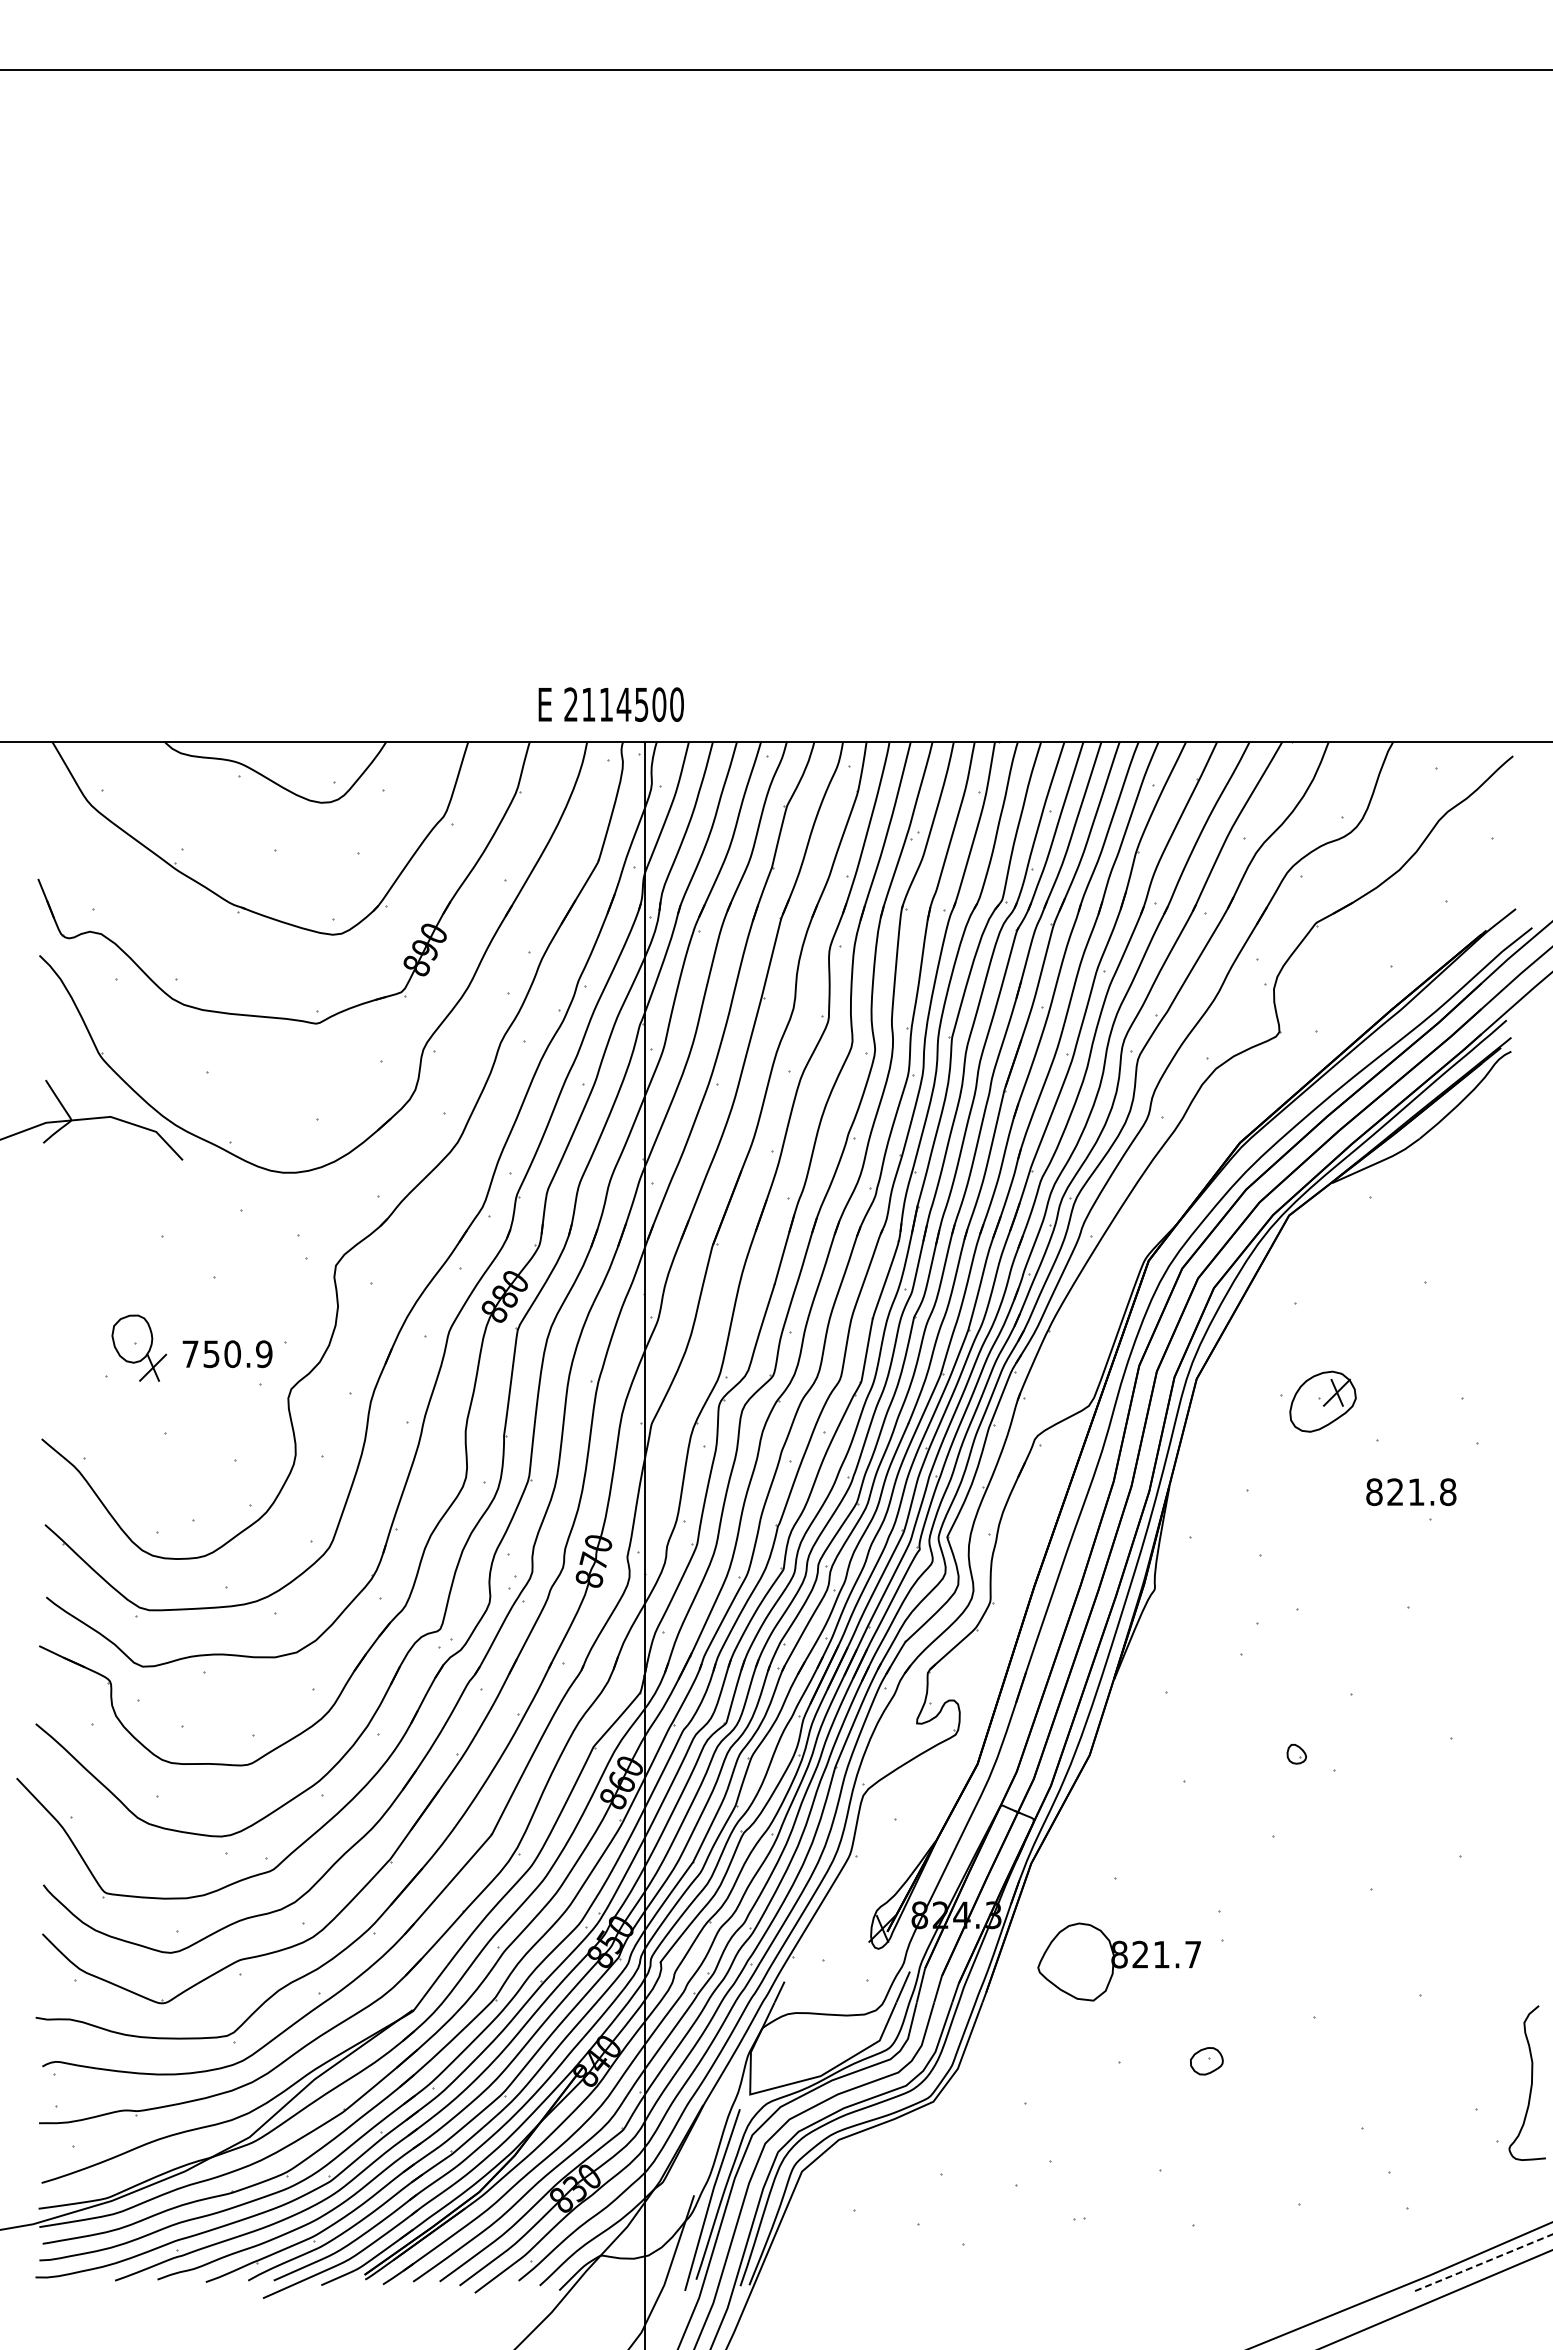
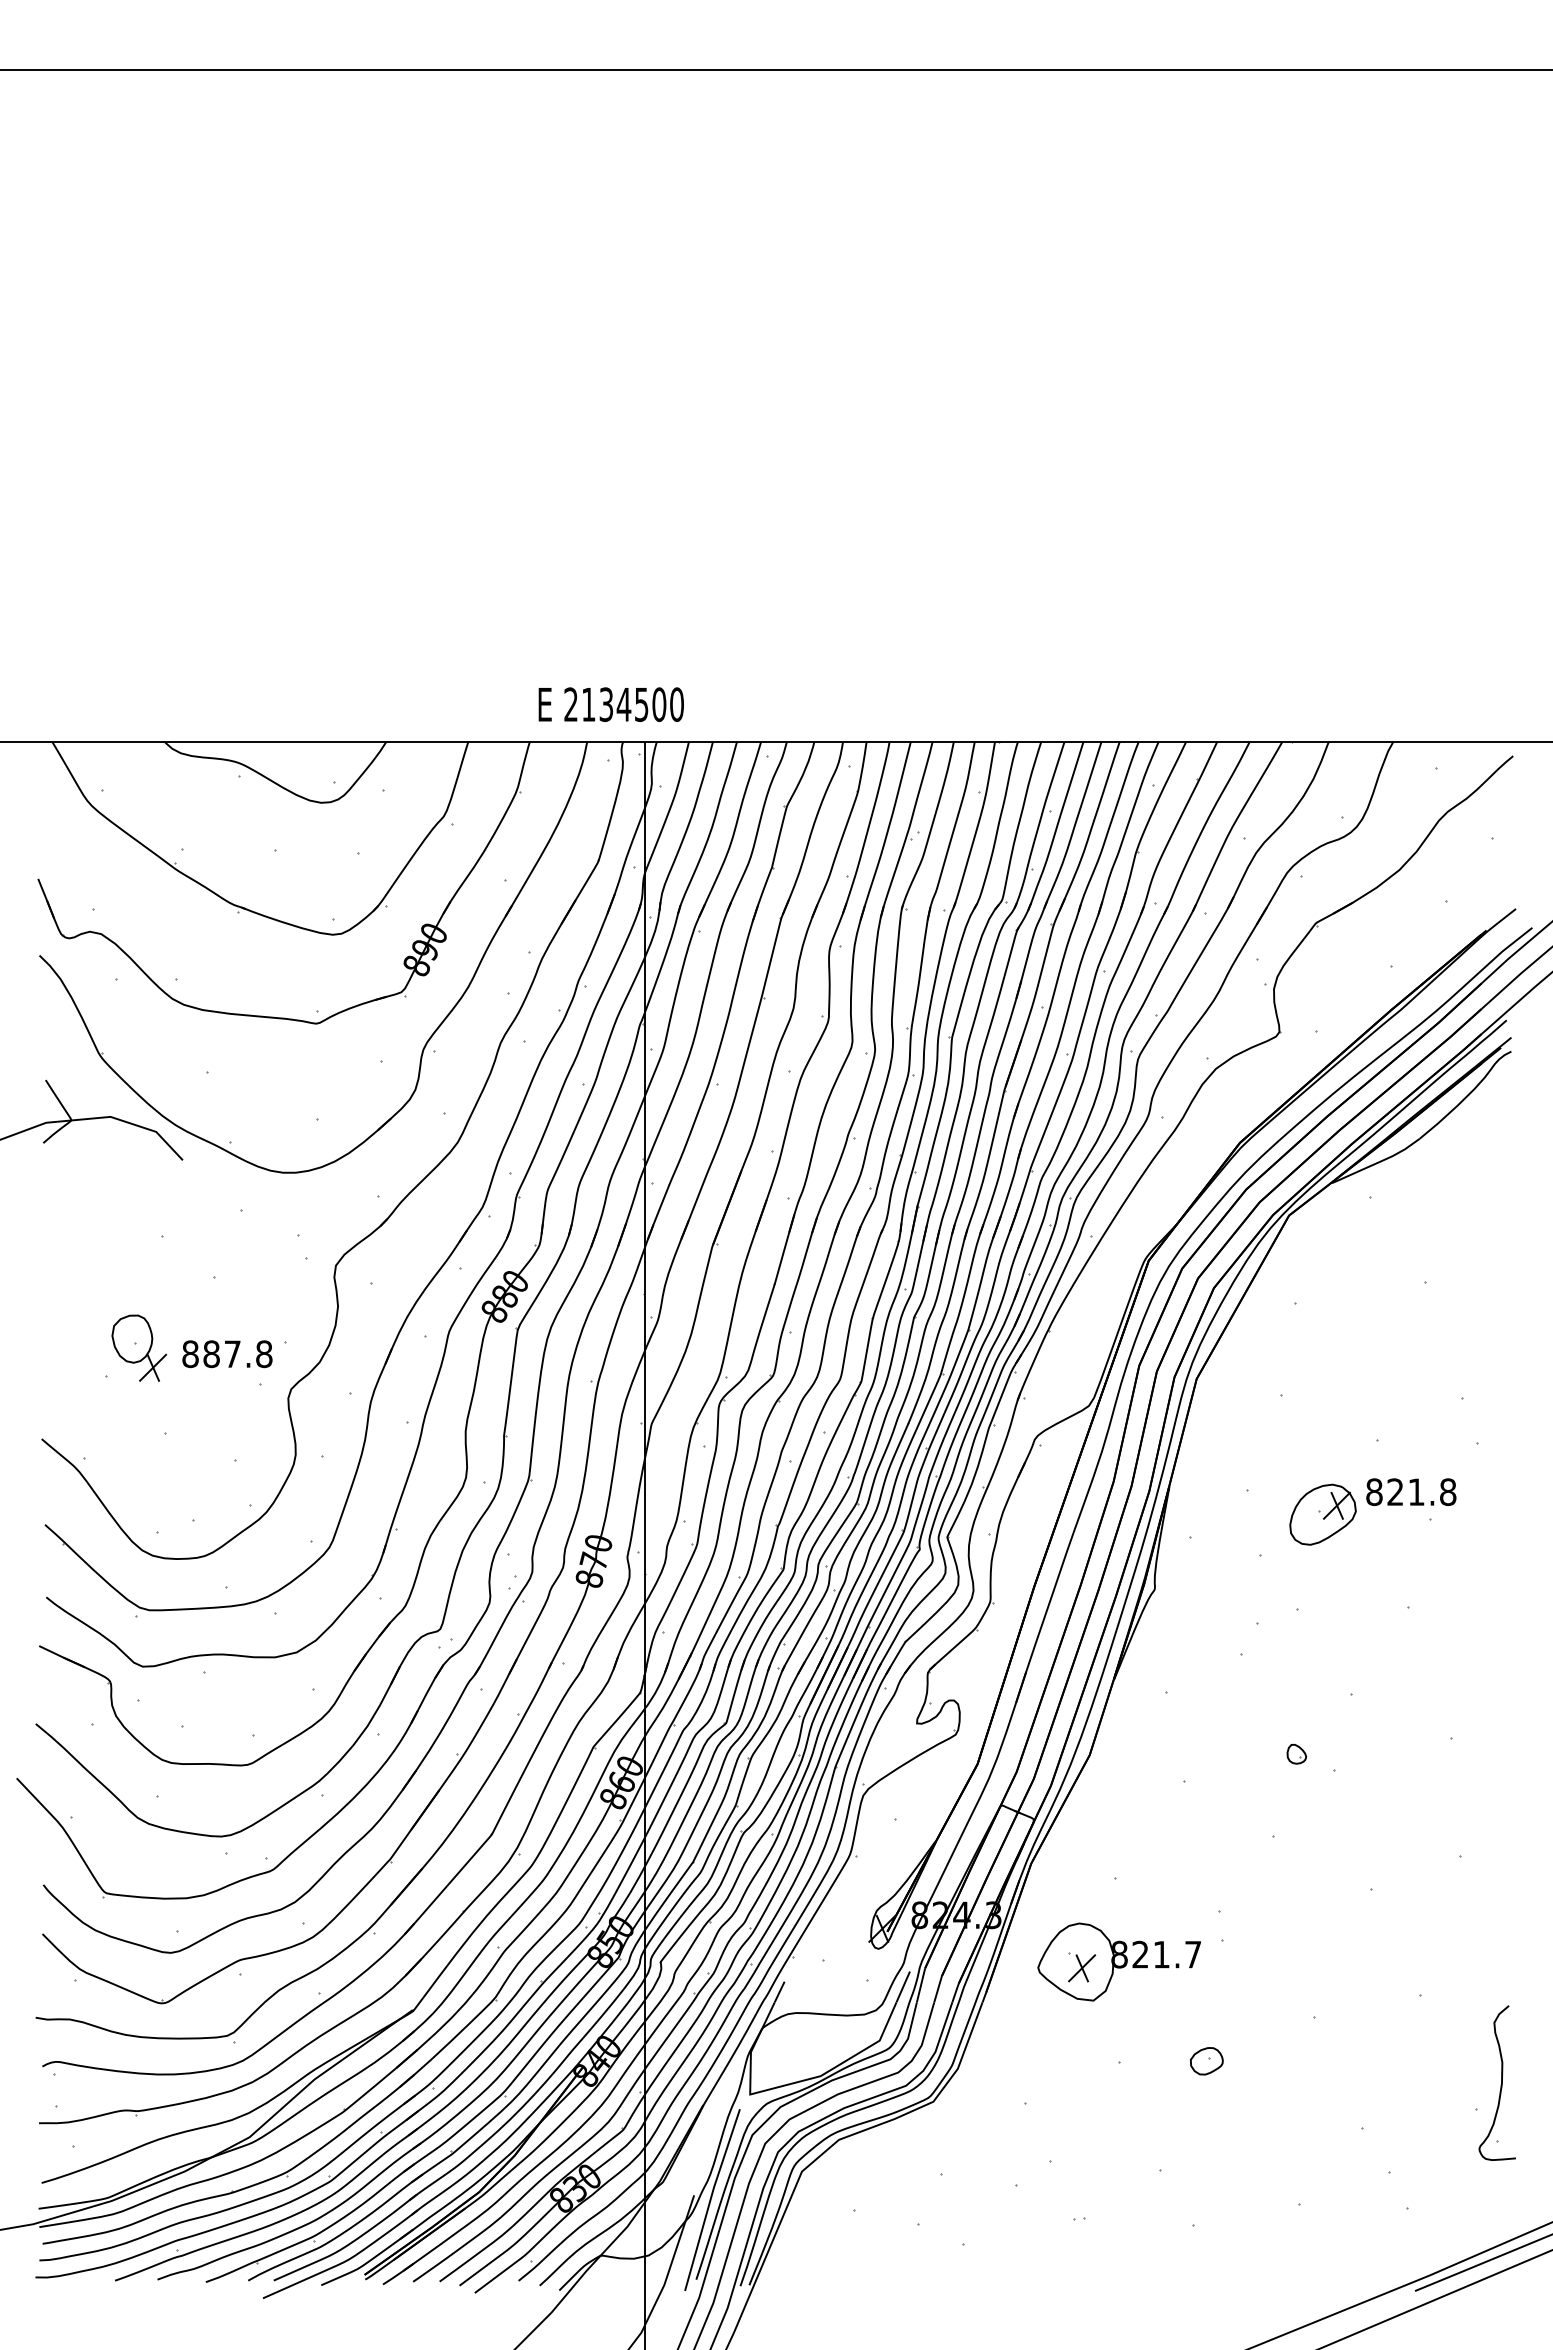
text: 2114500 -> 2134500 (605, 704)
text: 750.9 -> 887.8 (227, 1354)
part position: (1322, 1401) -> (1322, 1514) (1322, 1514)
part: none -> present (1082, 1967)
curve position: (1531, 2082) -> (1501, 2082) (1501, 2082)
line: dashed -> solid (1483, 2262)
